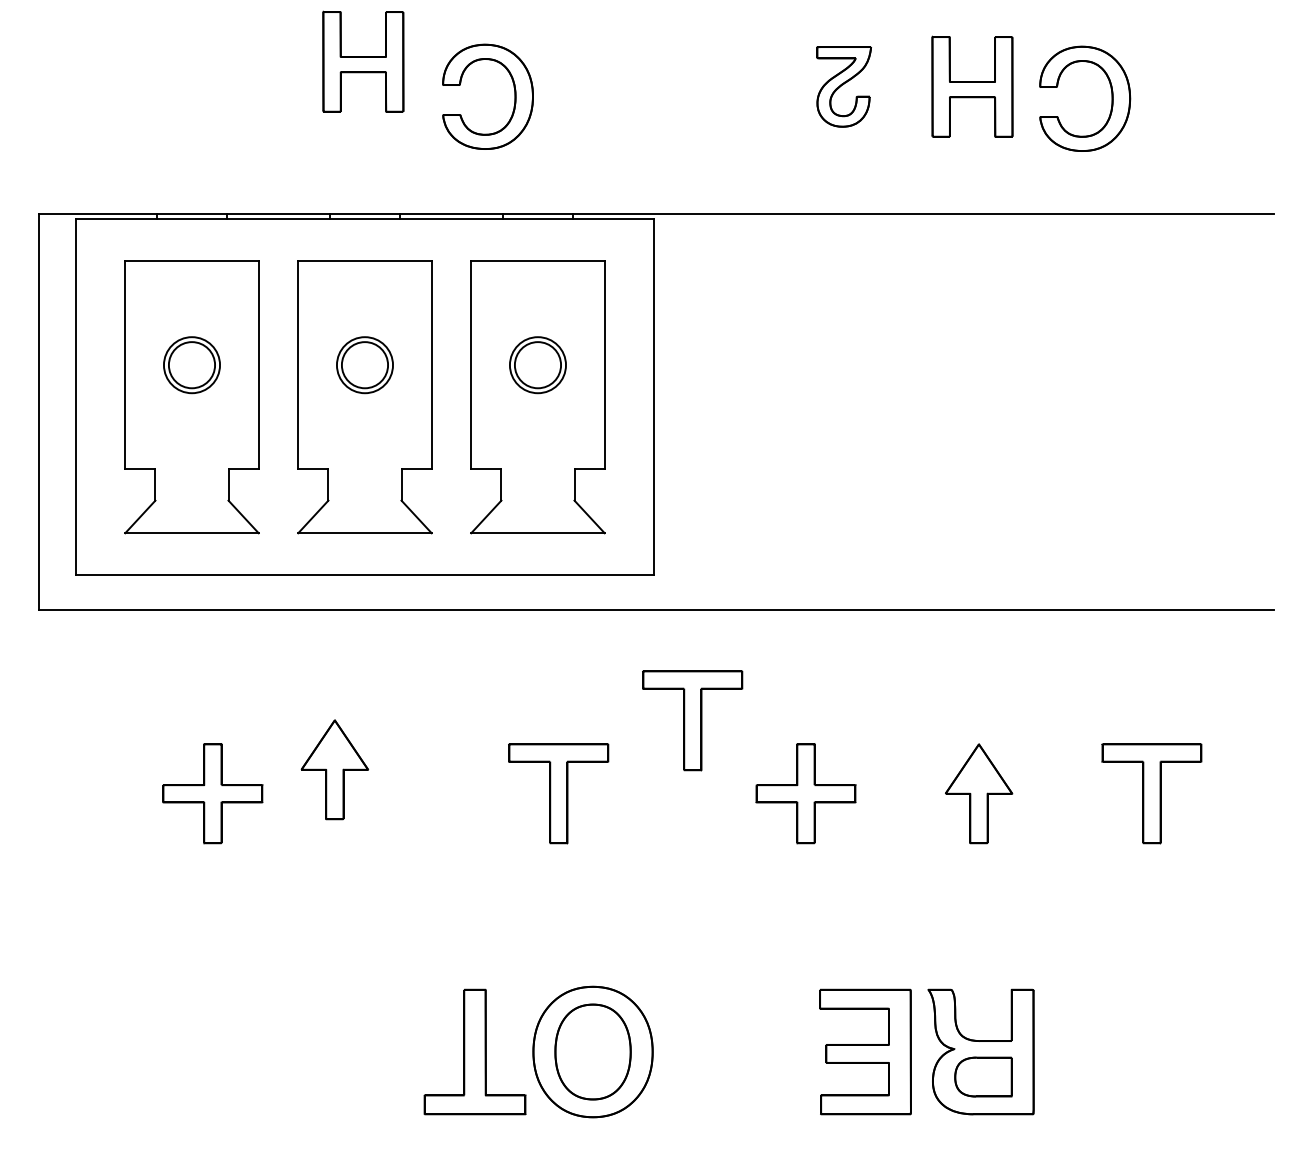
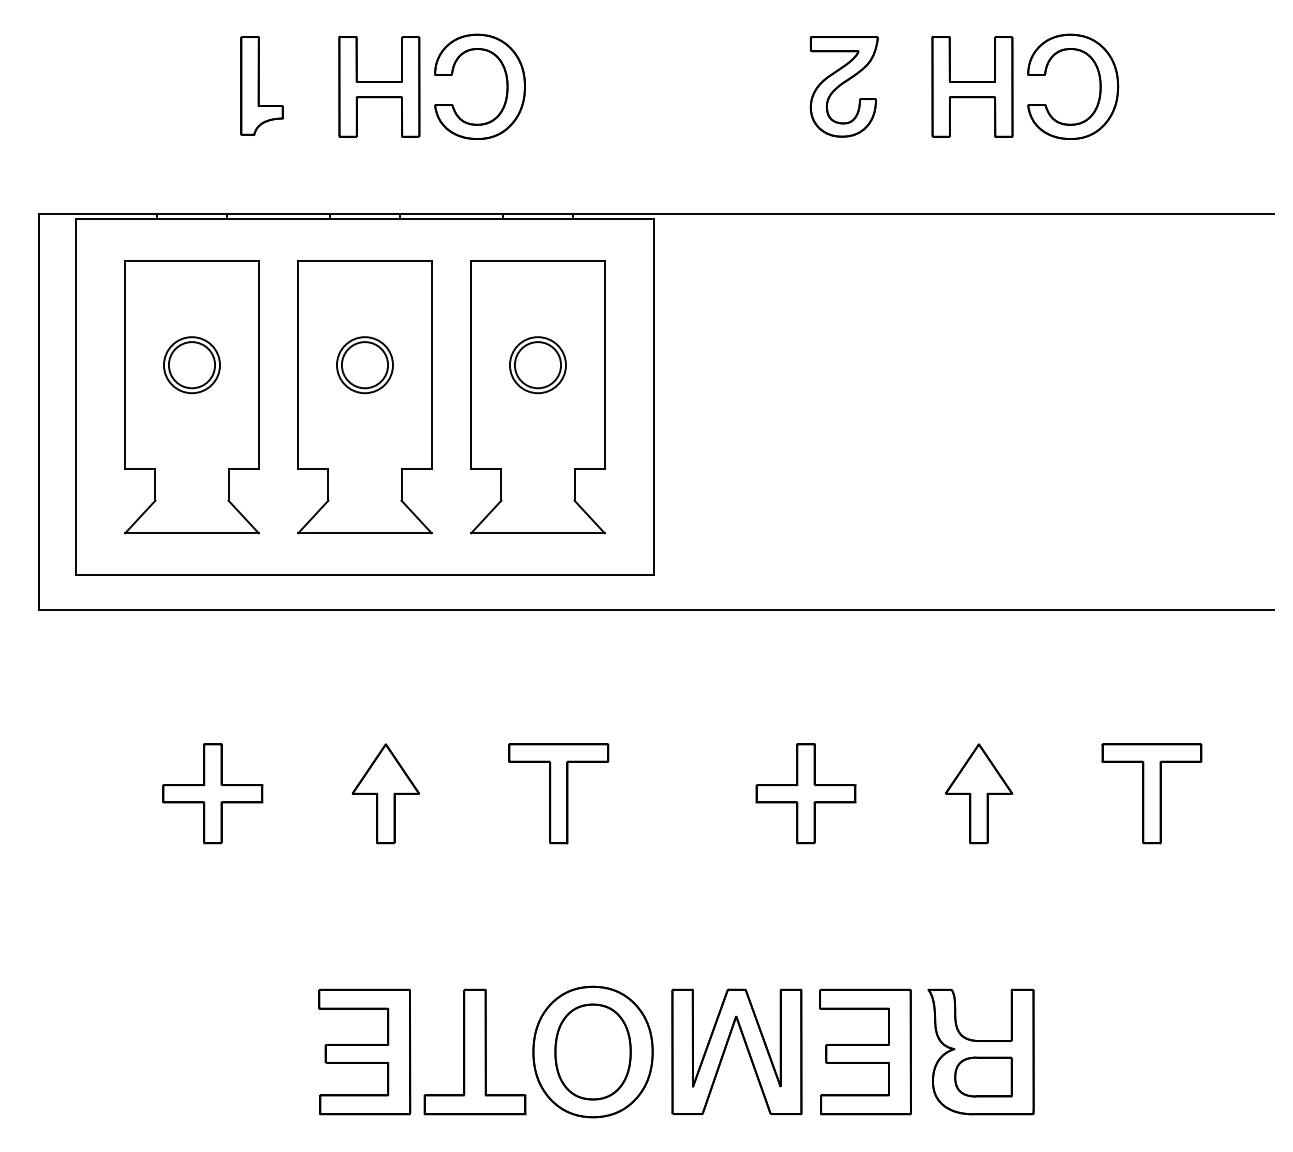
part position: (363, 61) -> (379, 86) (379, 86)
part: none -> present (261, 85)
part size: 56x82 px -> 70x102 px (843, 86)
part position: (514, 96) -> (506, 86) (506, 86)
part position: (1111, 98) -> (1099, 86) (1099, 86)
part: present -> none (692, 720)
part position: (334, 769) -> (385, 793) (385, 793)
part: none -> present (746, 1049)
part: none -> present (364, 1051)
